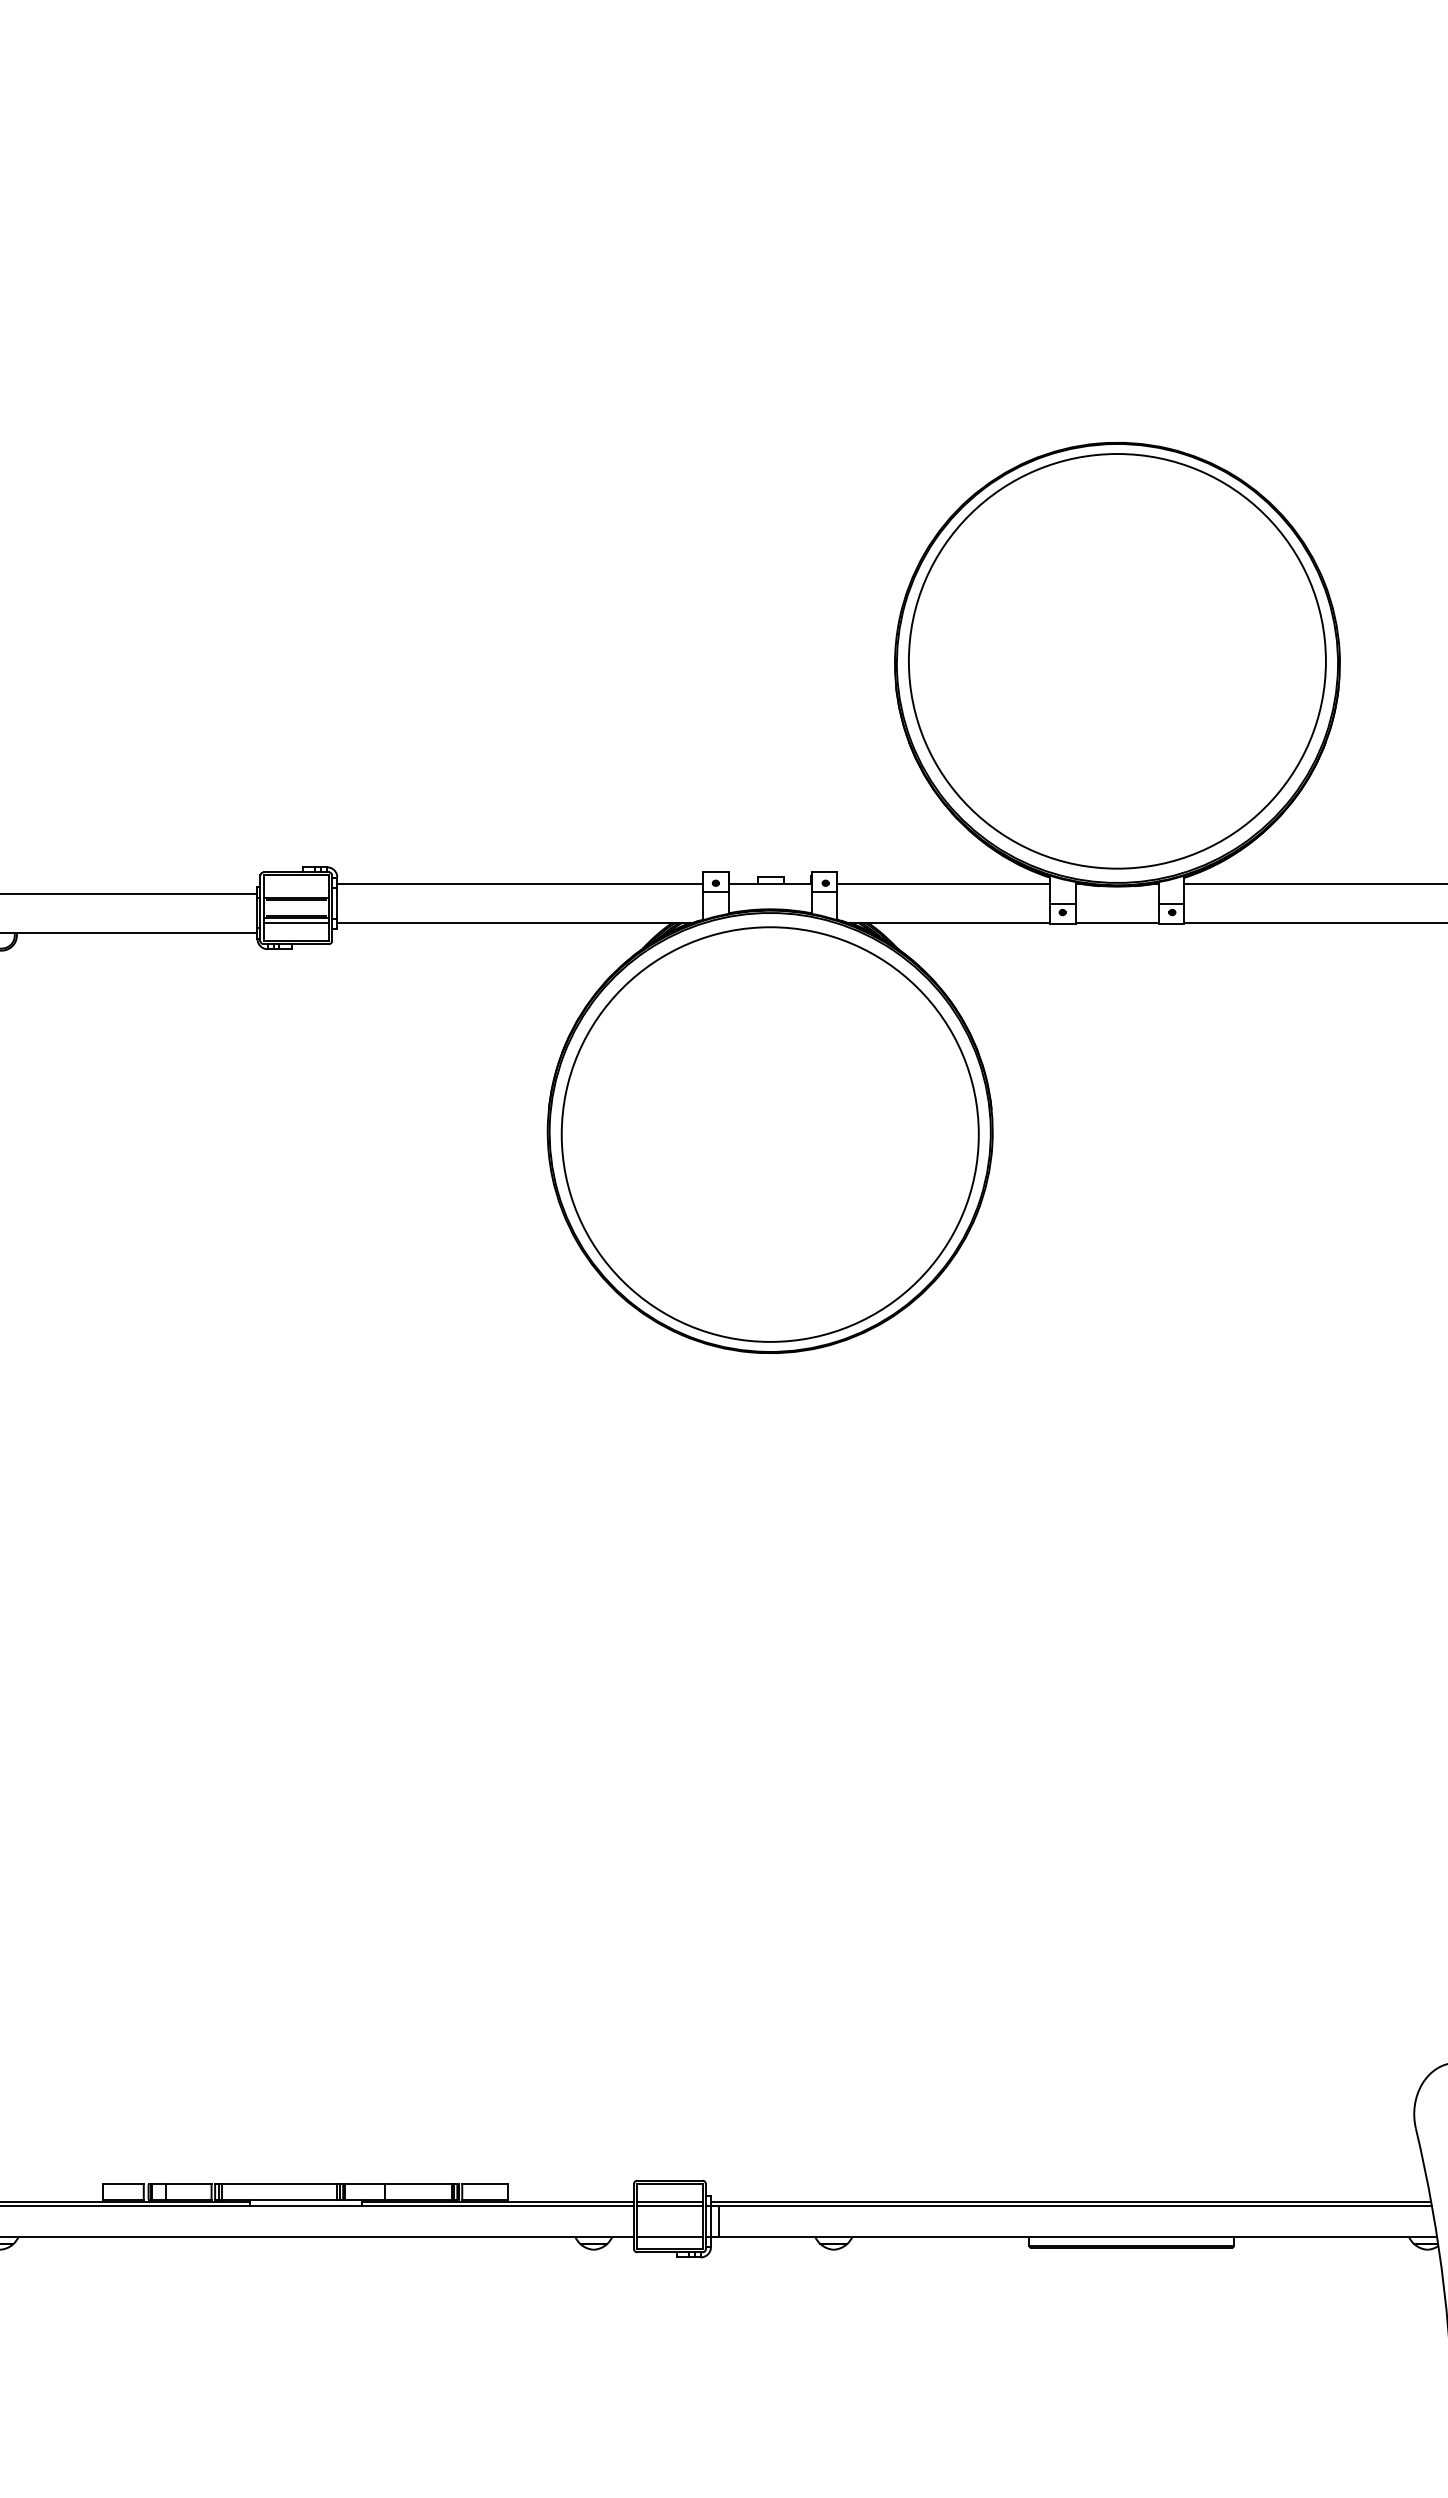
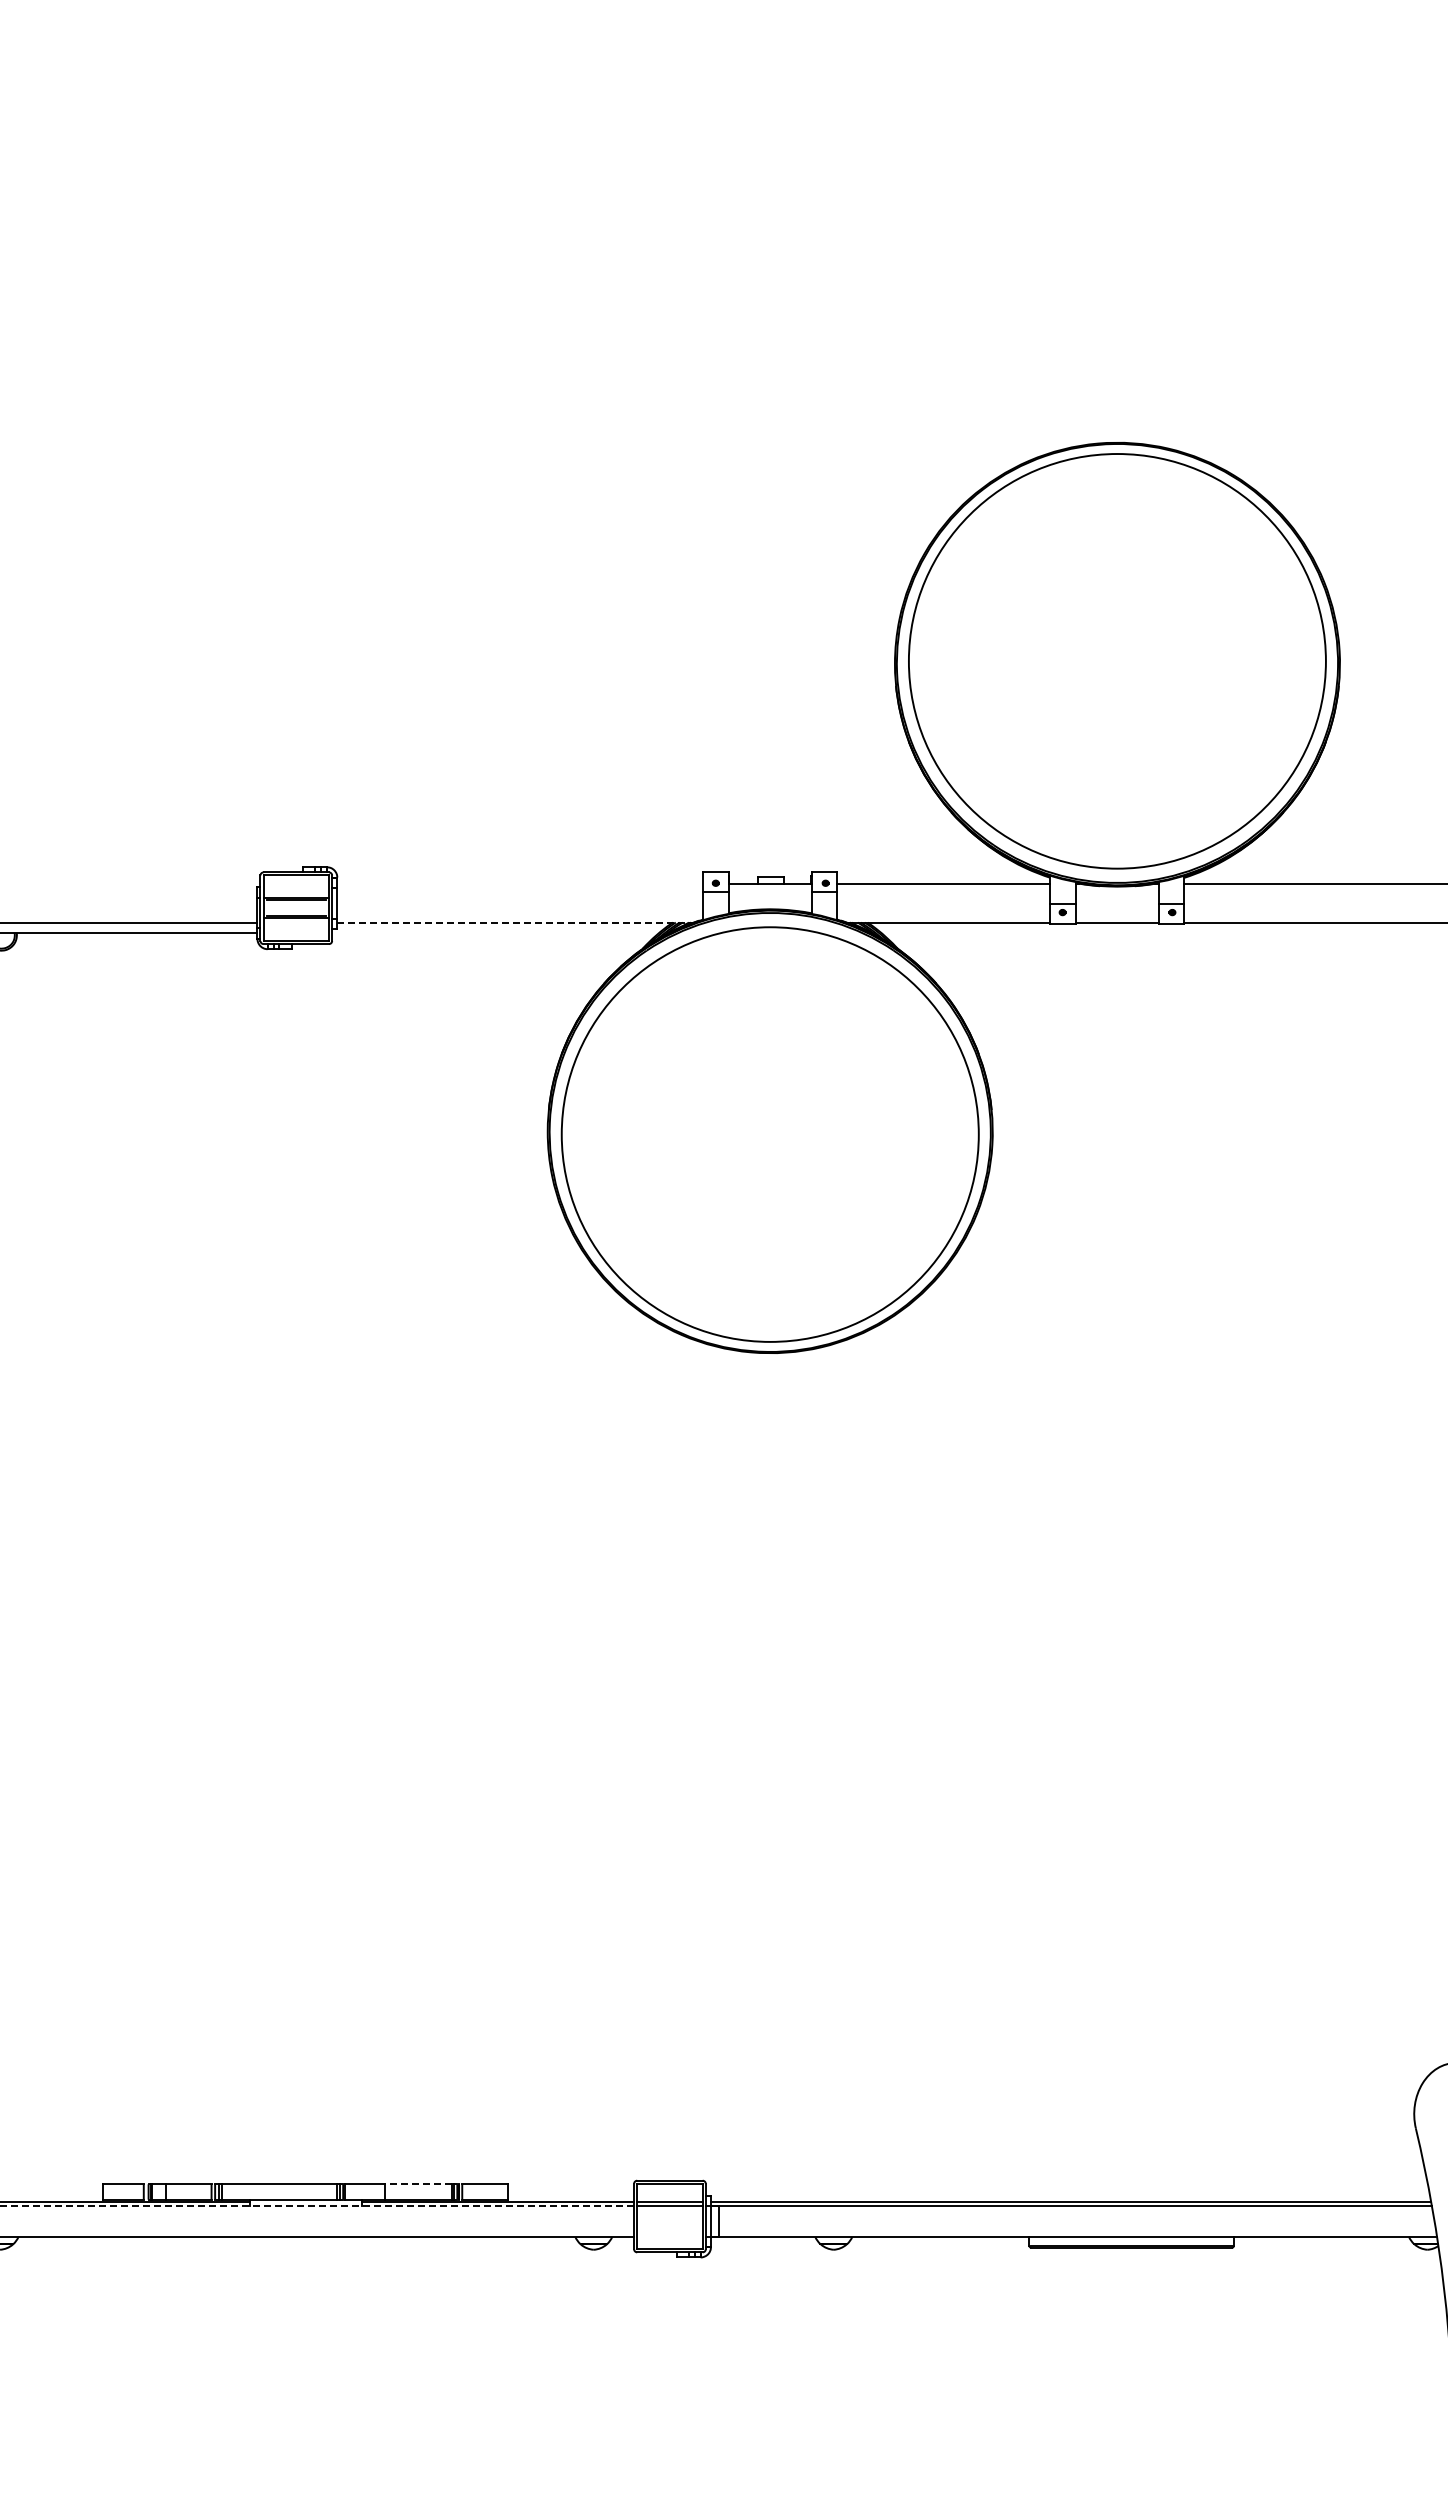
line: present -> none (520, 883)
line position: (129, 893) -> (129, 922) (129, 922)
line: present -> none (296, 922)
line: solid -> dashed (516, 922)
line: solid -> dashed (418, 2184)
line: solid -> dashed (317, 2206)
line: present -> none (669, 2237)
